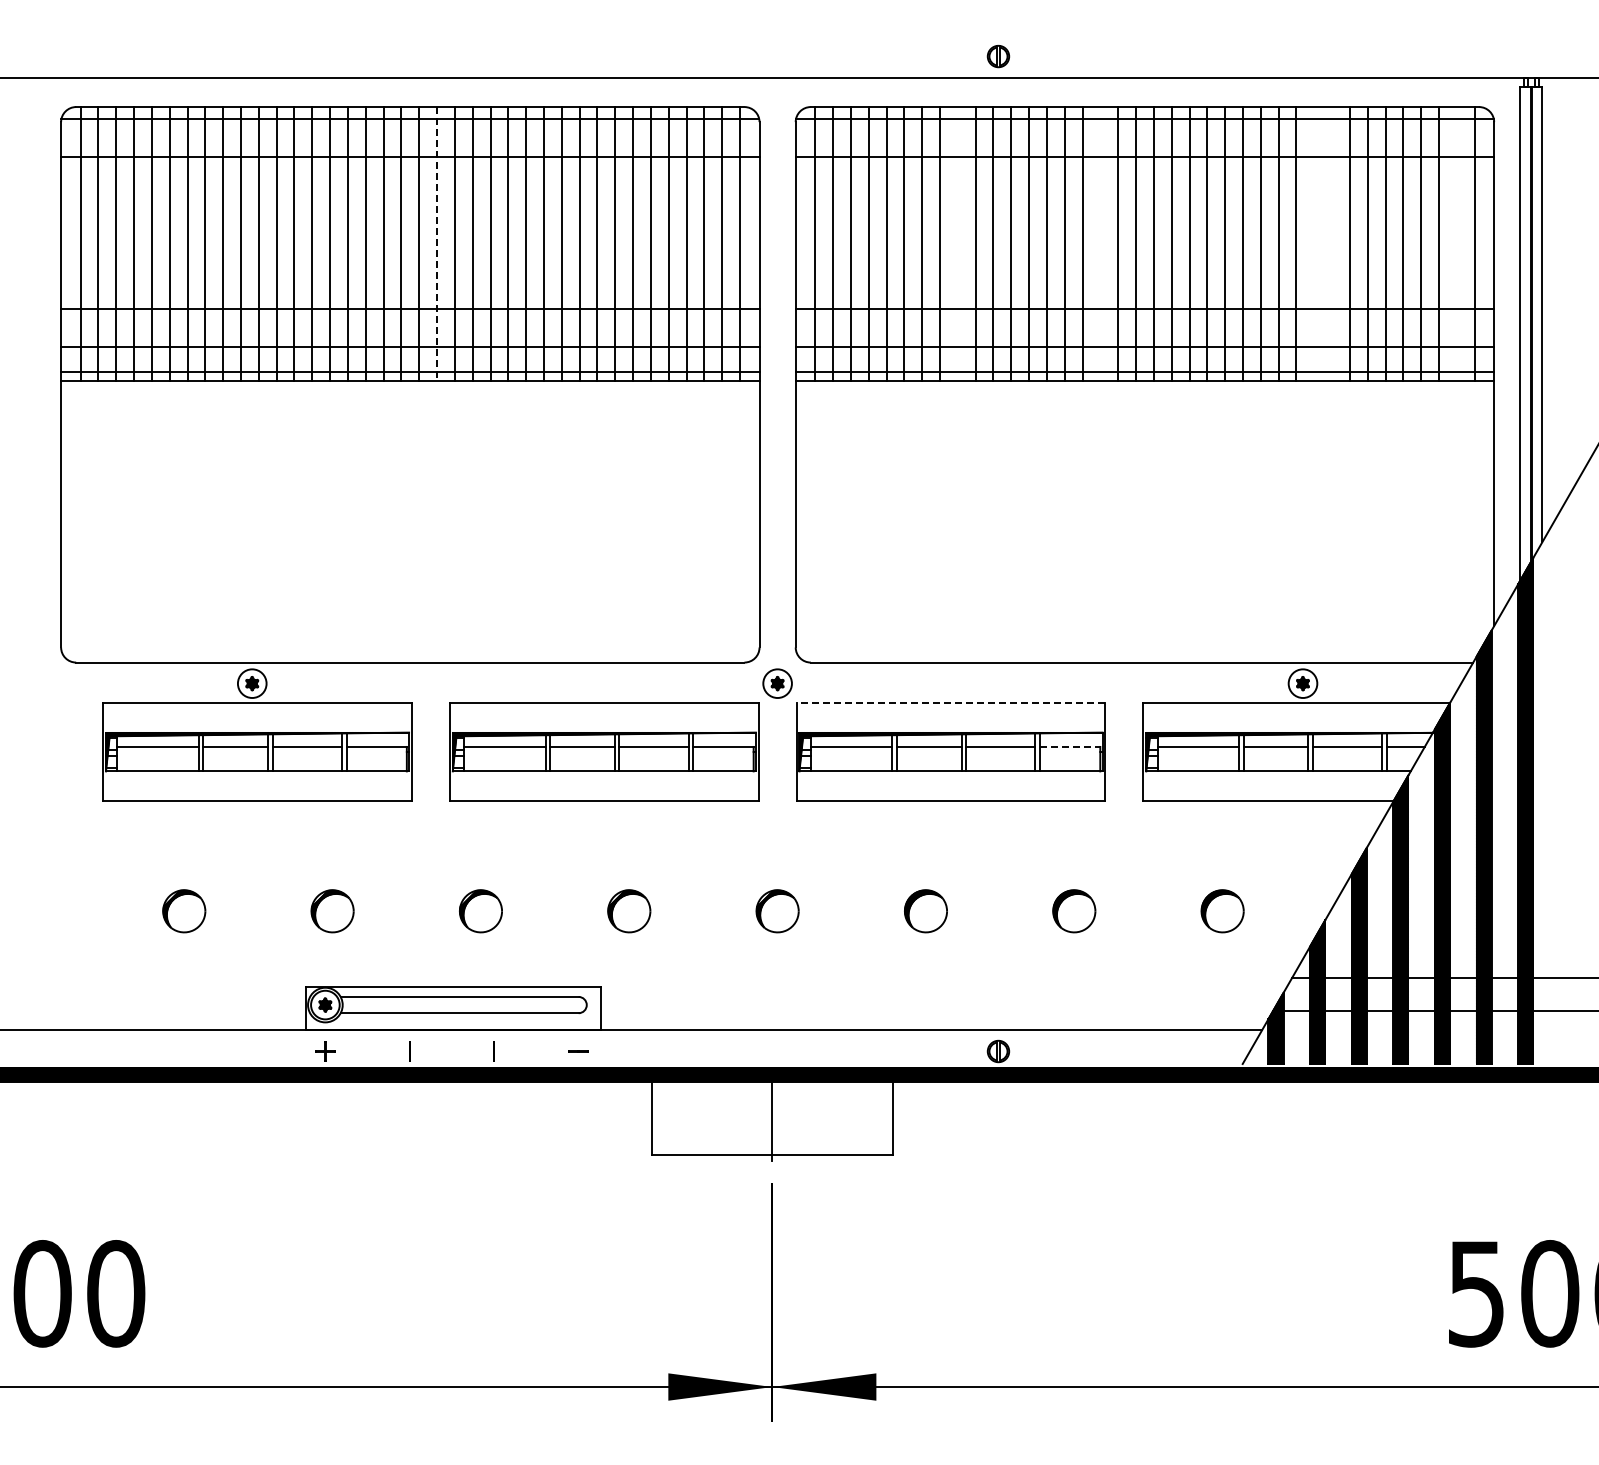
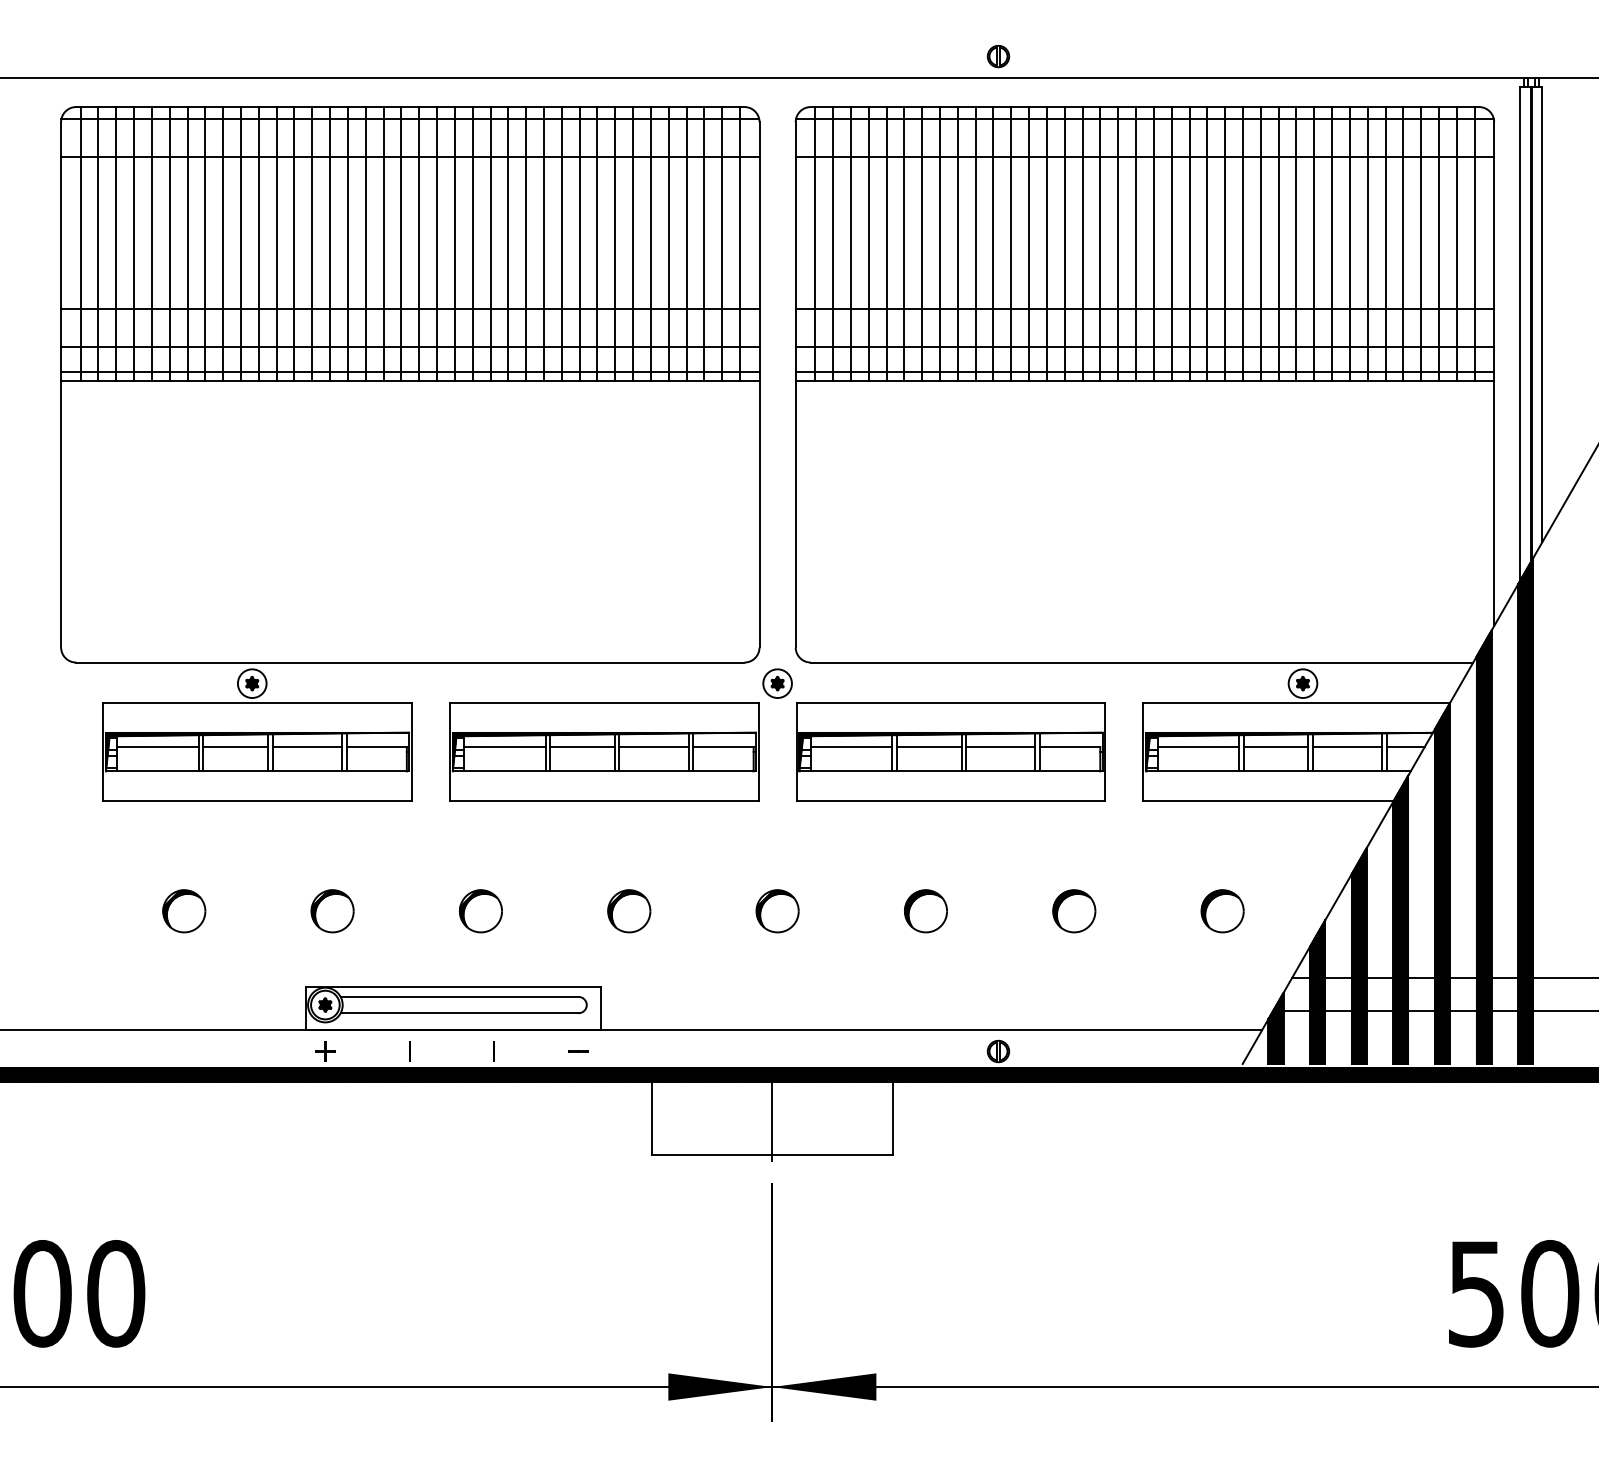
line: dashed -> solid (437, 243)
line: none -> present (957, 243)
line: none -> present (1100, 243)
line: none -> present (1314, 243)
line: none -> present (1332, 243)
line: none -> present (1456, 243)
line: dashed -> solid (950, 702)
line: dashed -> solid (1070, 746)
